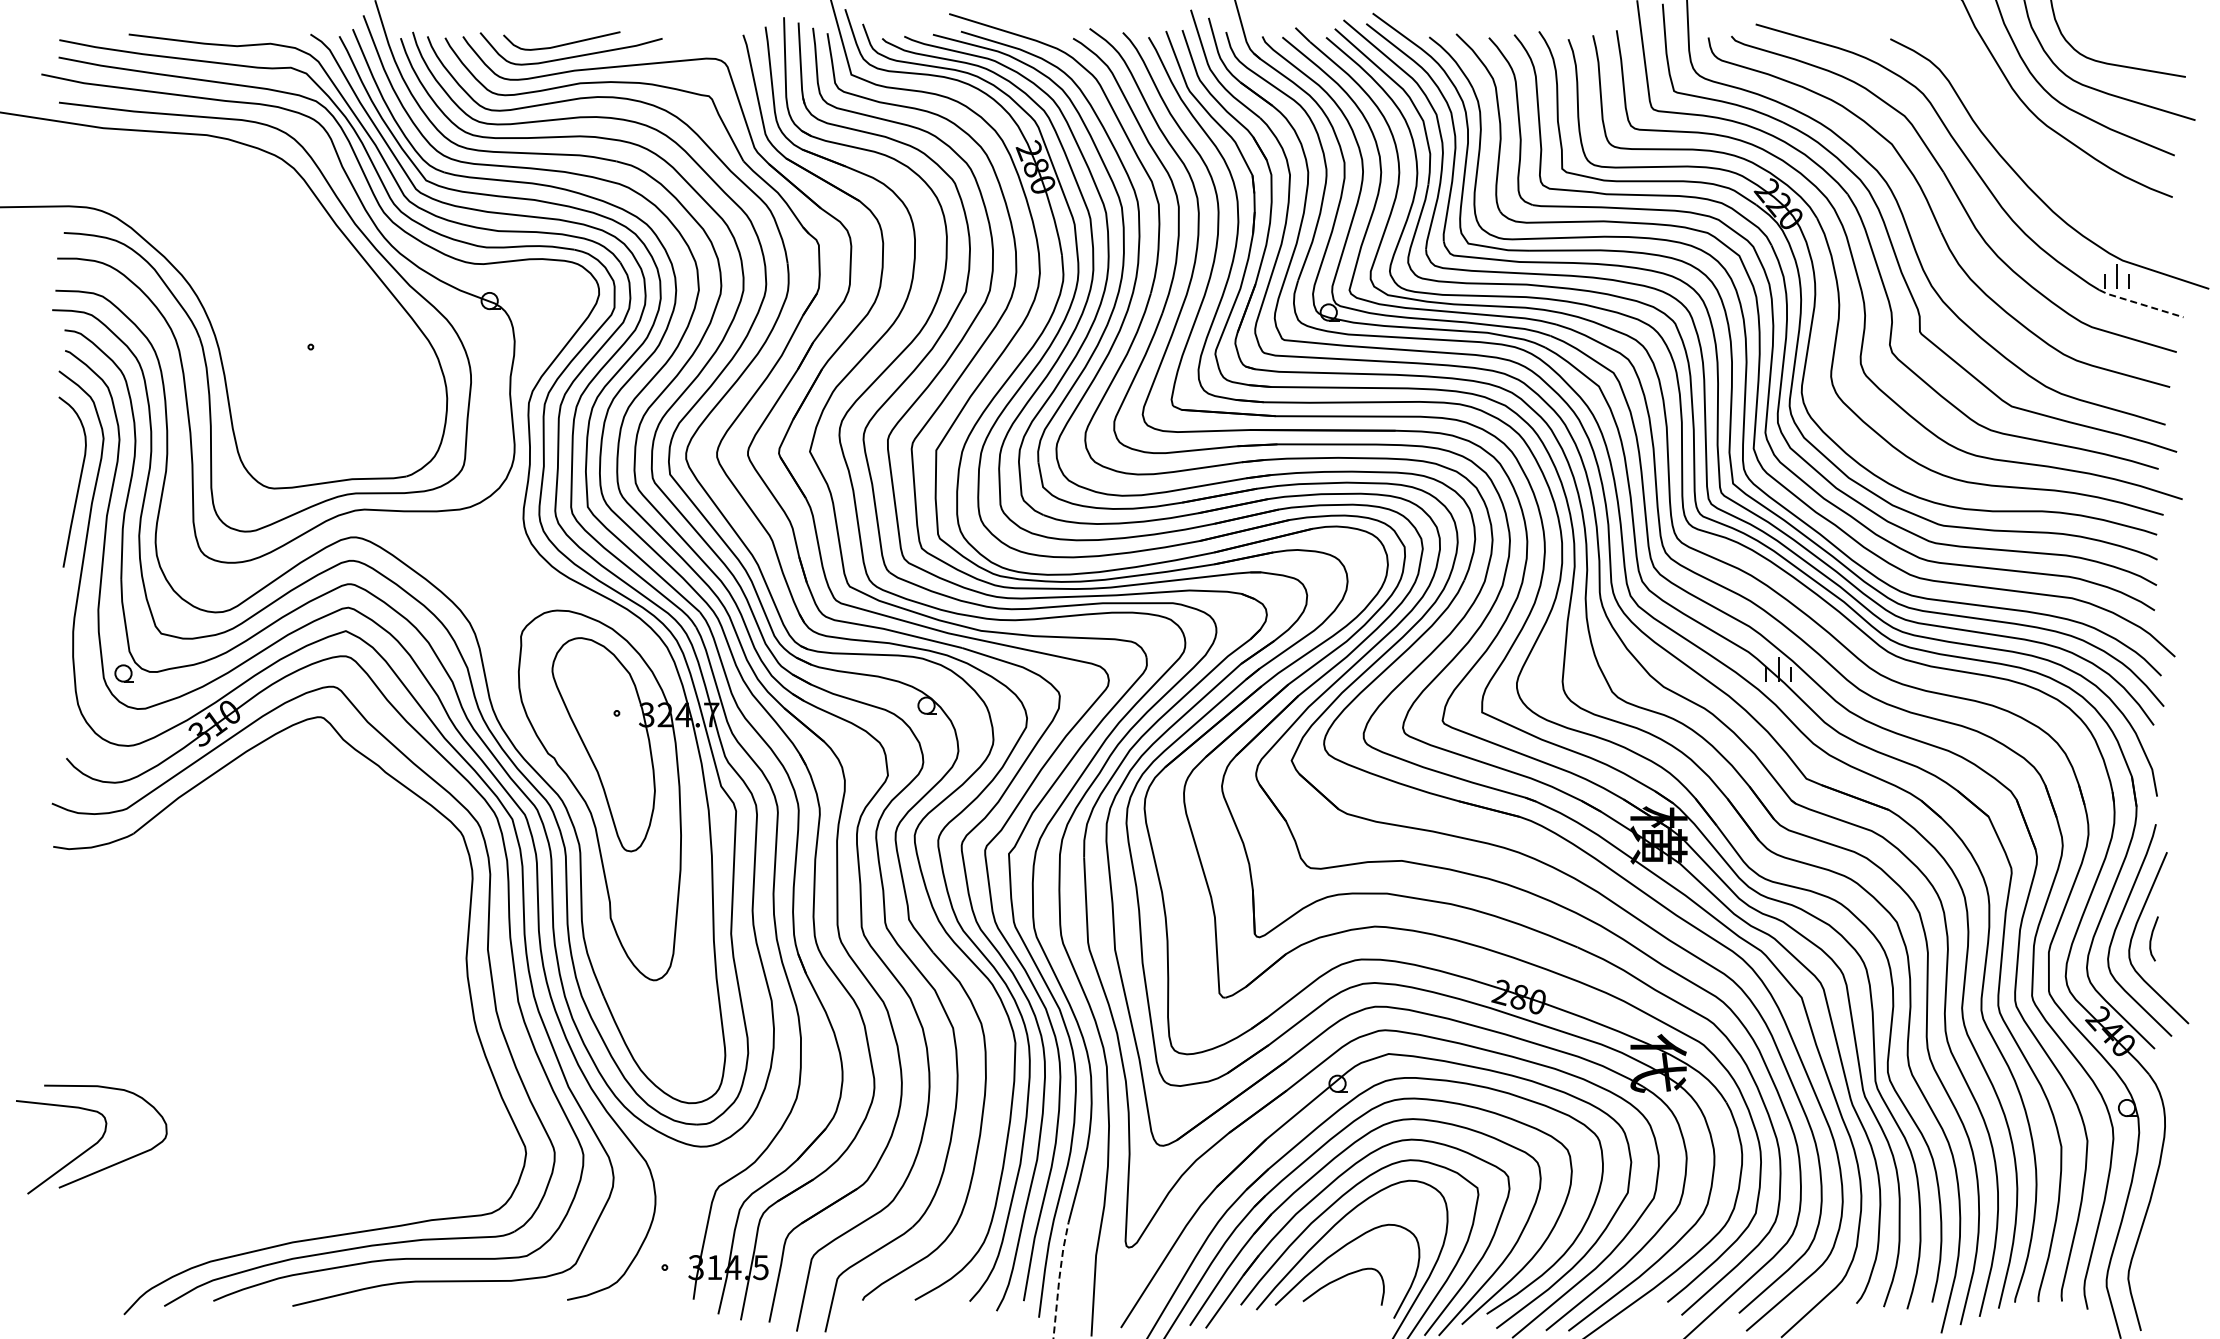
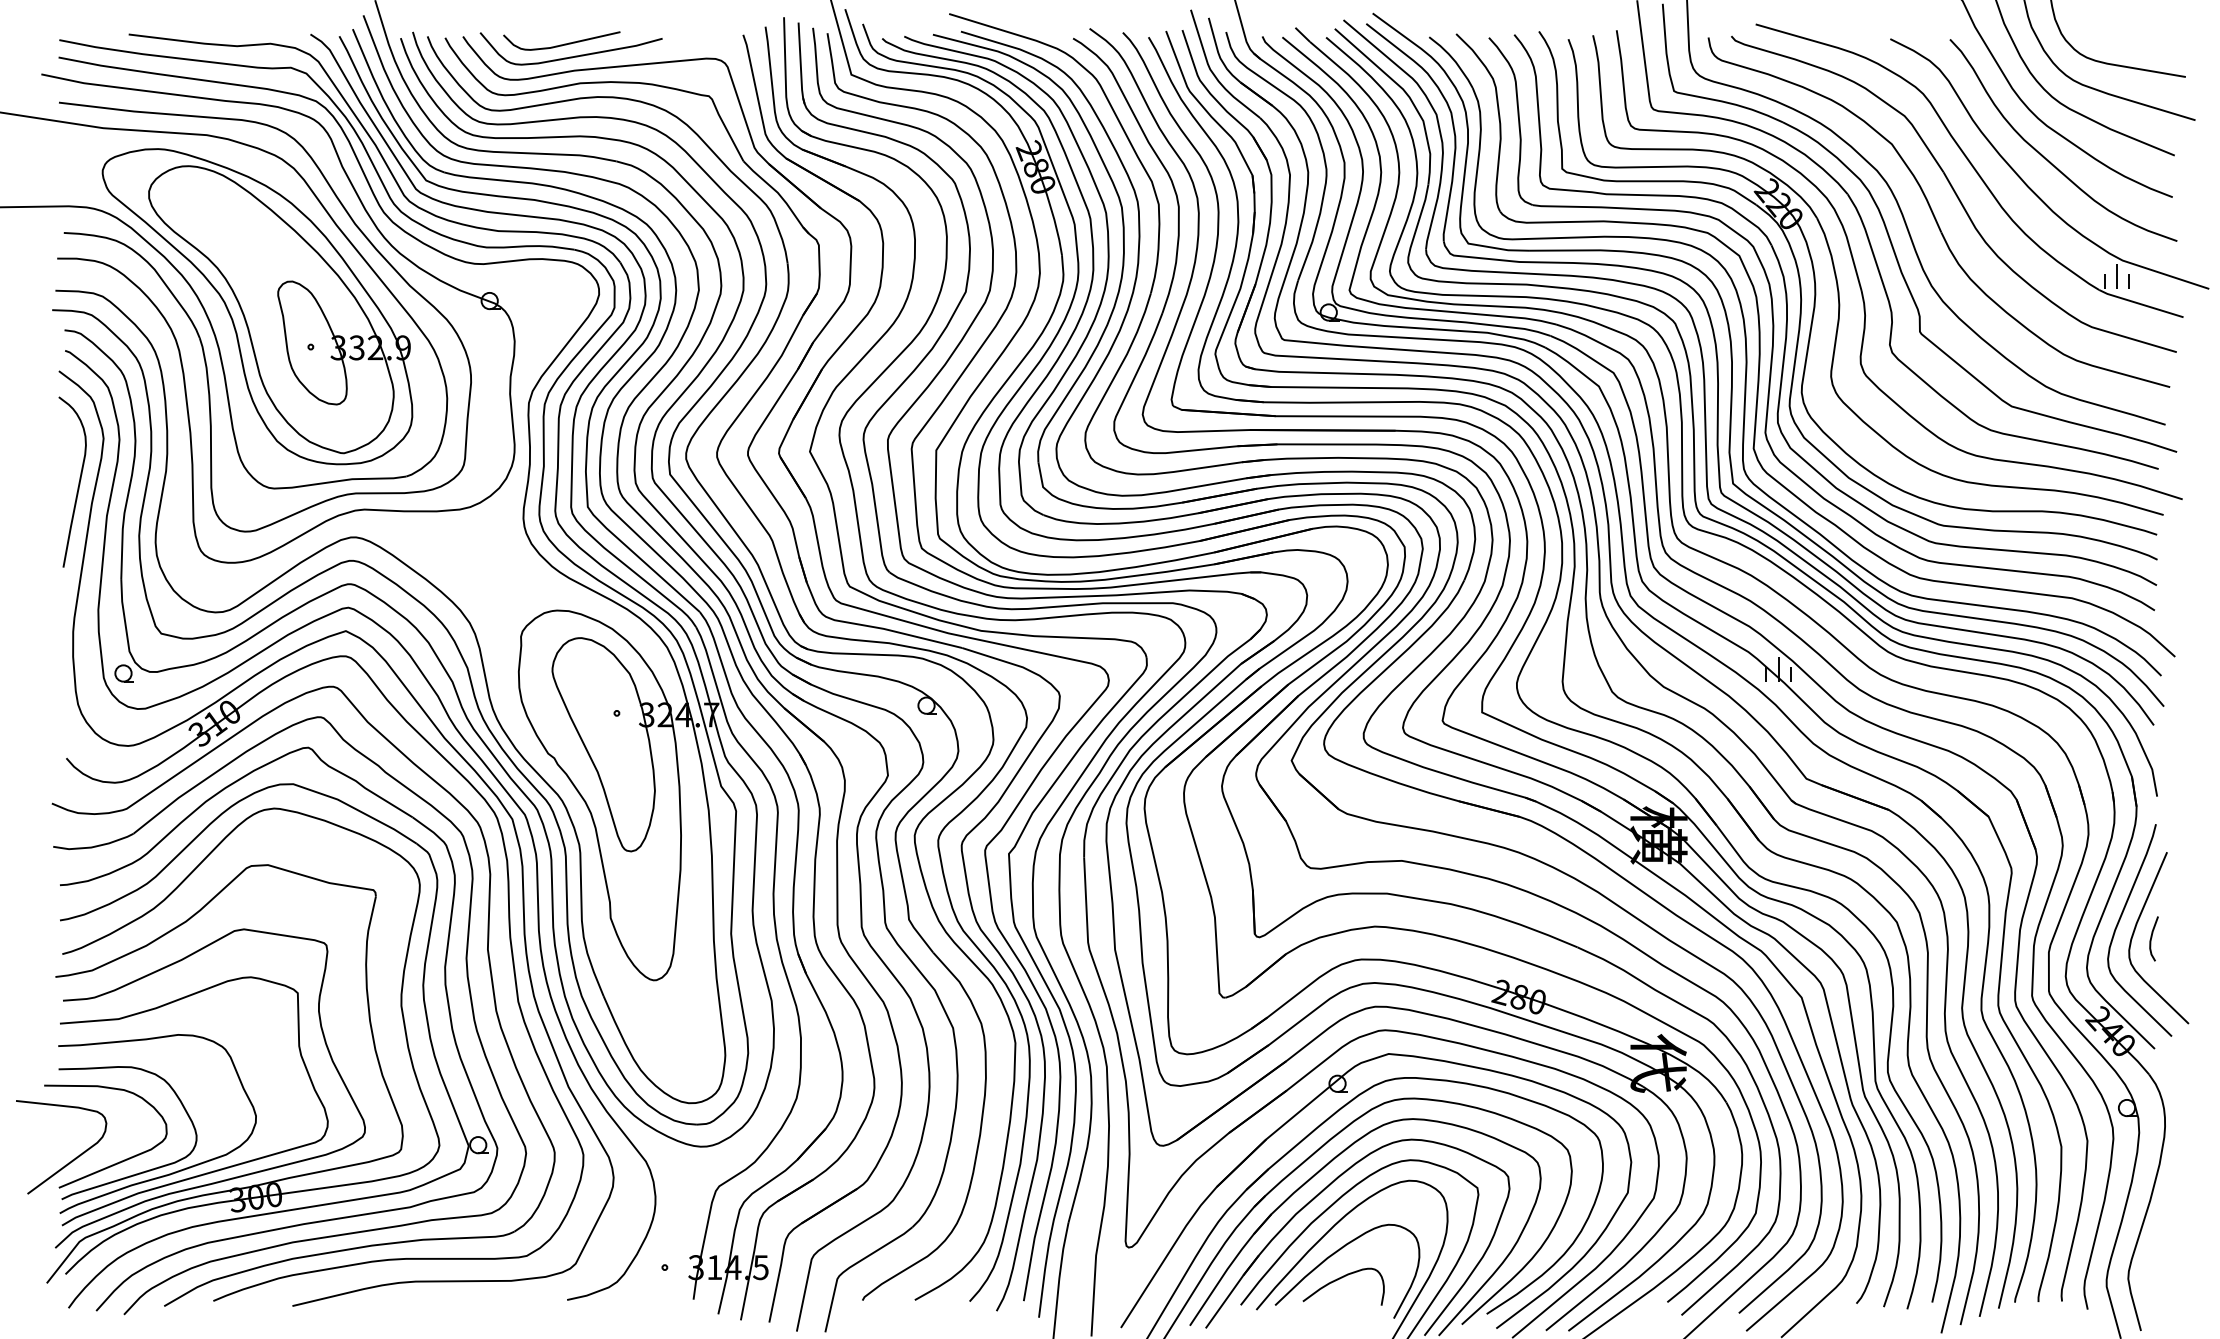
curve: none -> present (2048, 159)
line: dashed -> solid (2140, 304)
part: none -> present (257, 306)
part: none -> present (297, 1028)
line: dashed -> solid (1059, 1279)
